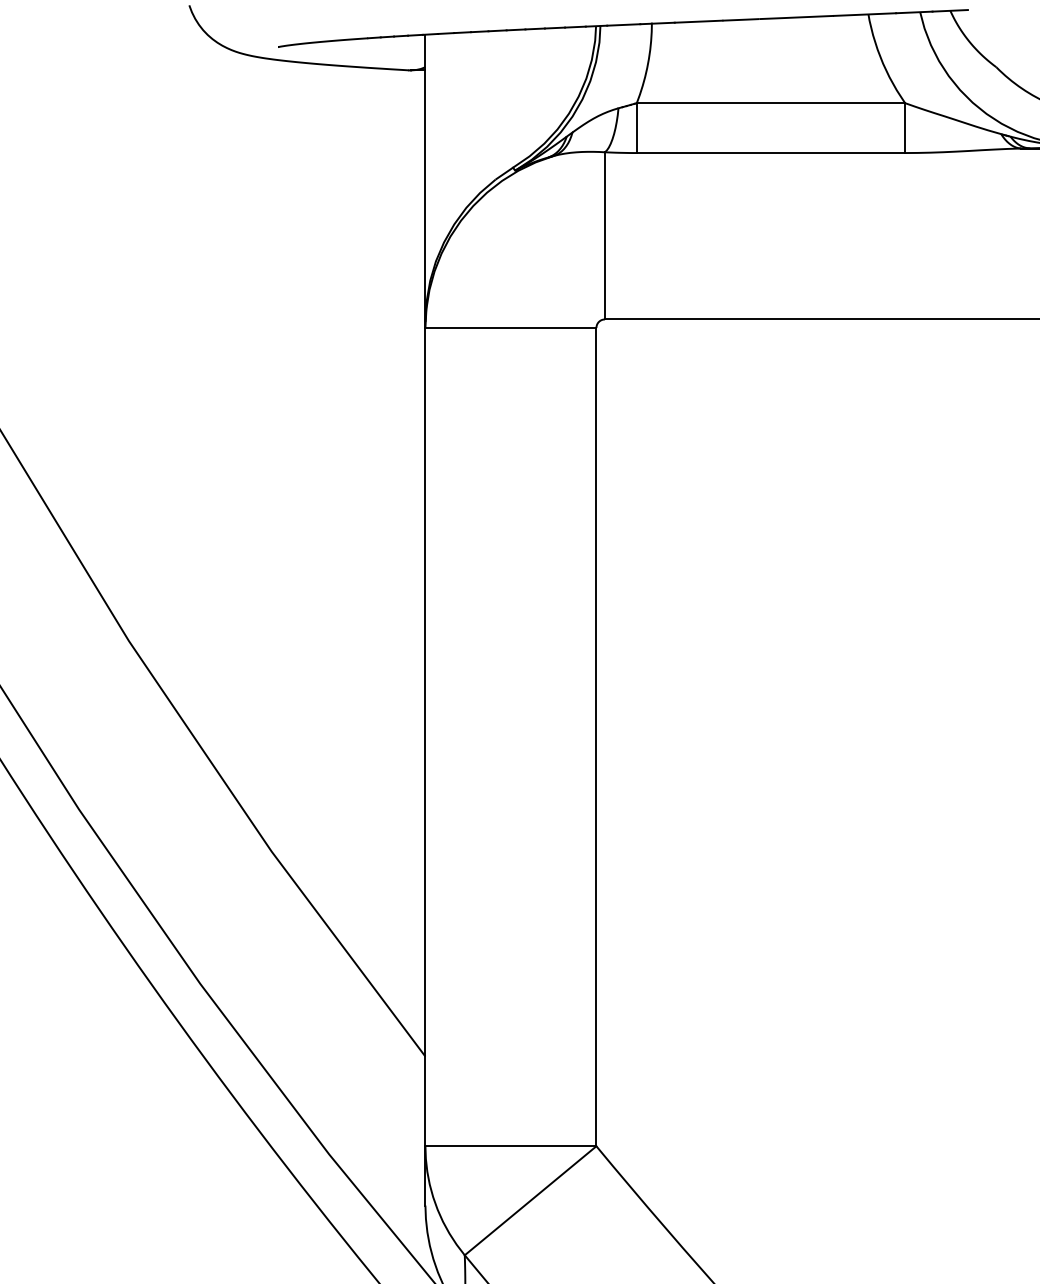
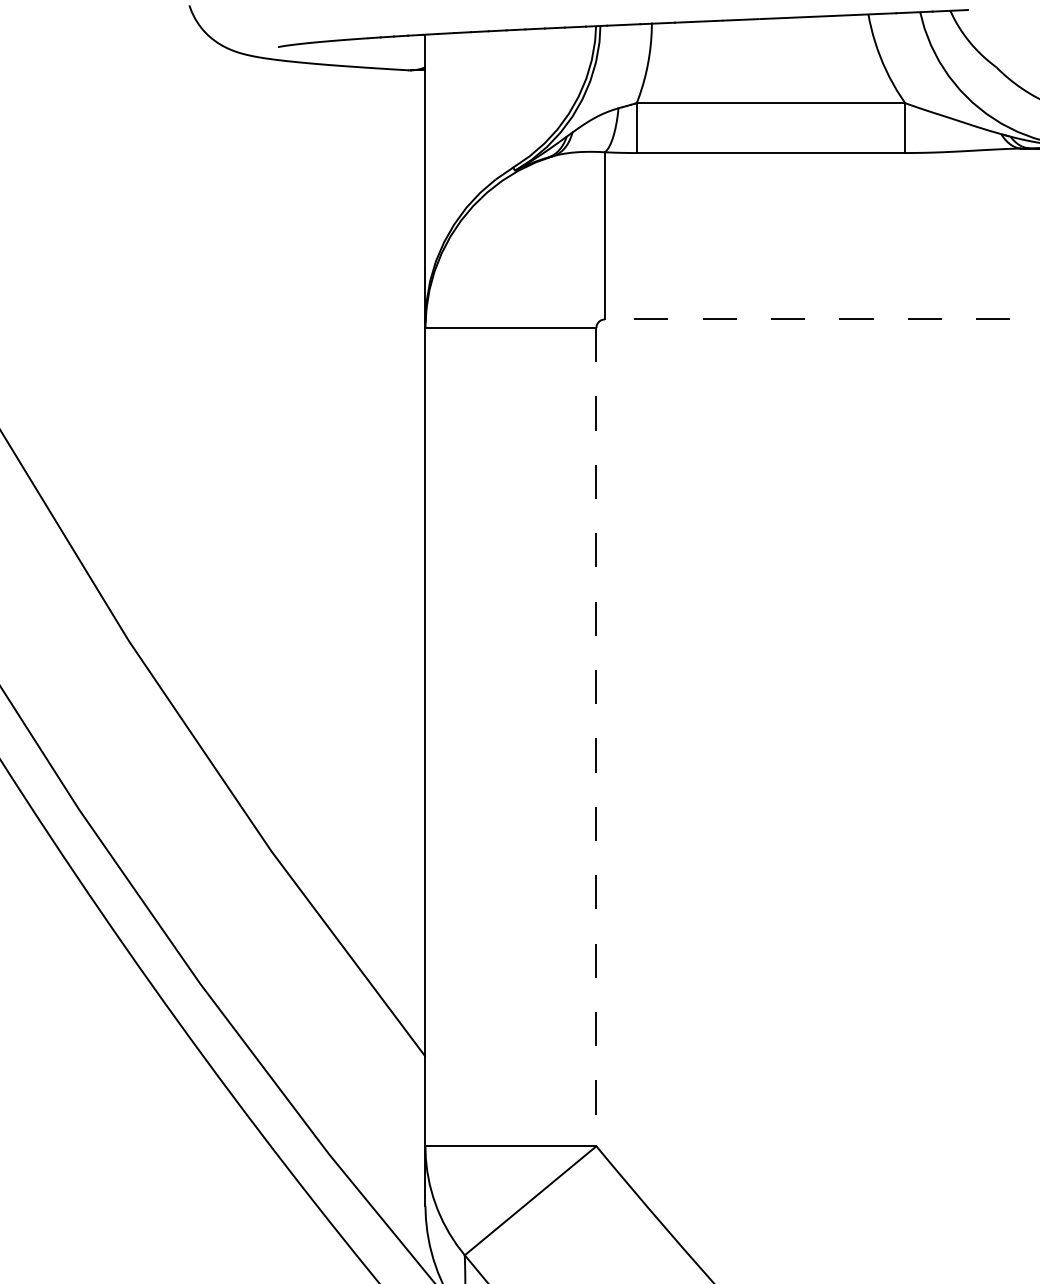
line: solid -> dashed (821, 319)
line: solid -> dashed (596, 737)
